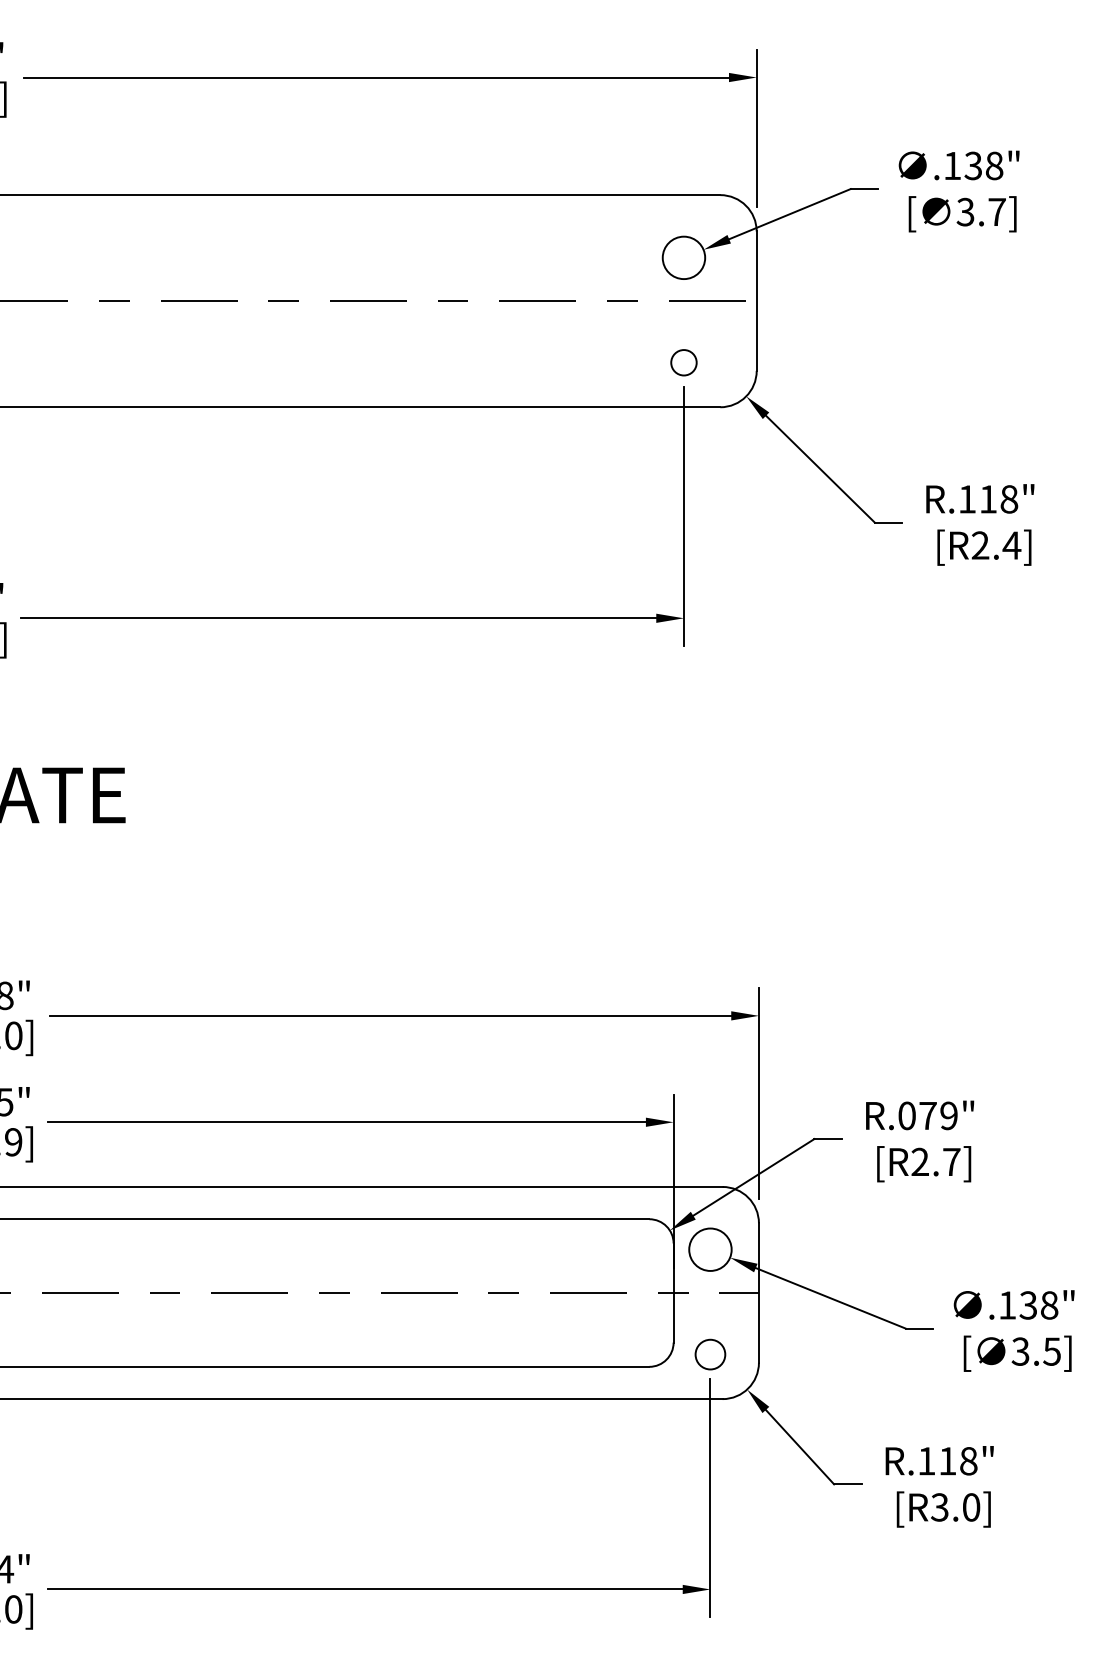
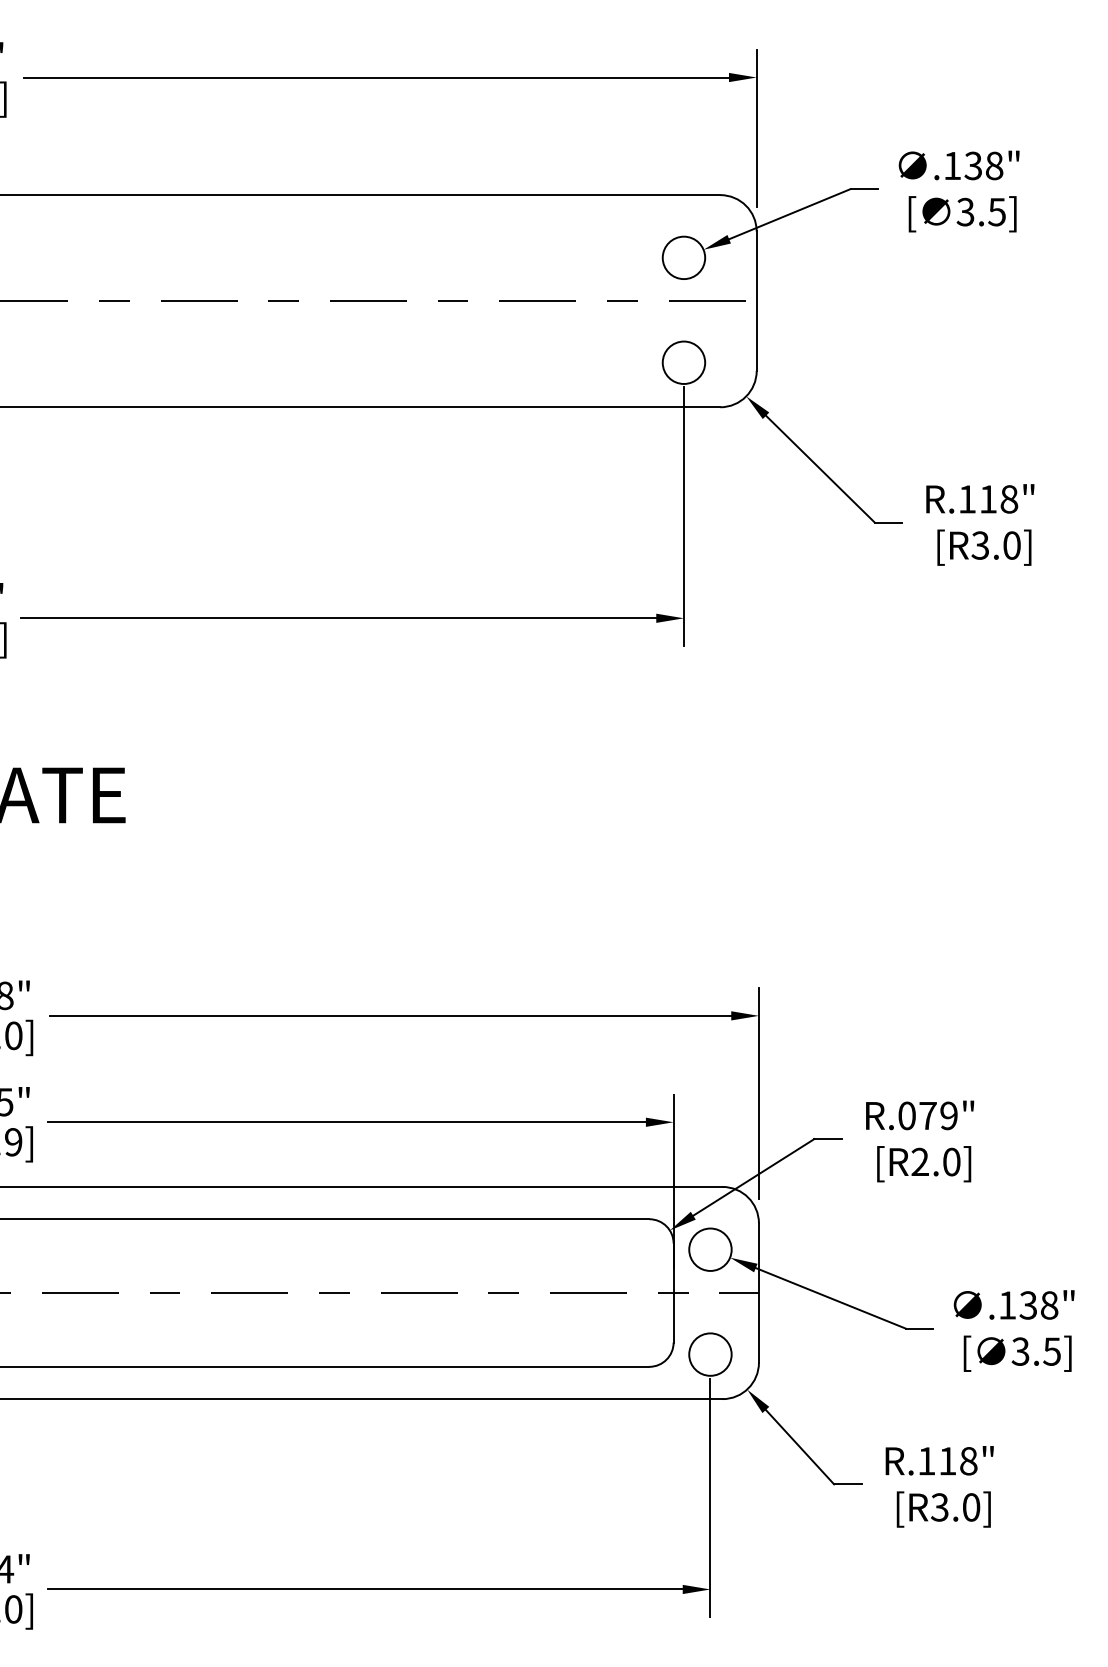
text: 3.7] -> 3.5] (996, 212)
circle diameter: 25 px -> 42 px (683, 362)
text: [R2.4] -> [R3.0] (996, 545)
text: [R2.7] -> [R2.0] (951, 1161)
circle diameter: 30 px -> 42 px (710, 1354)
